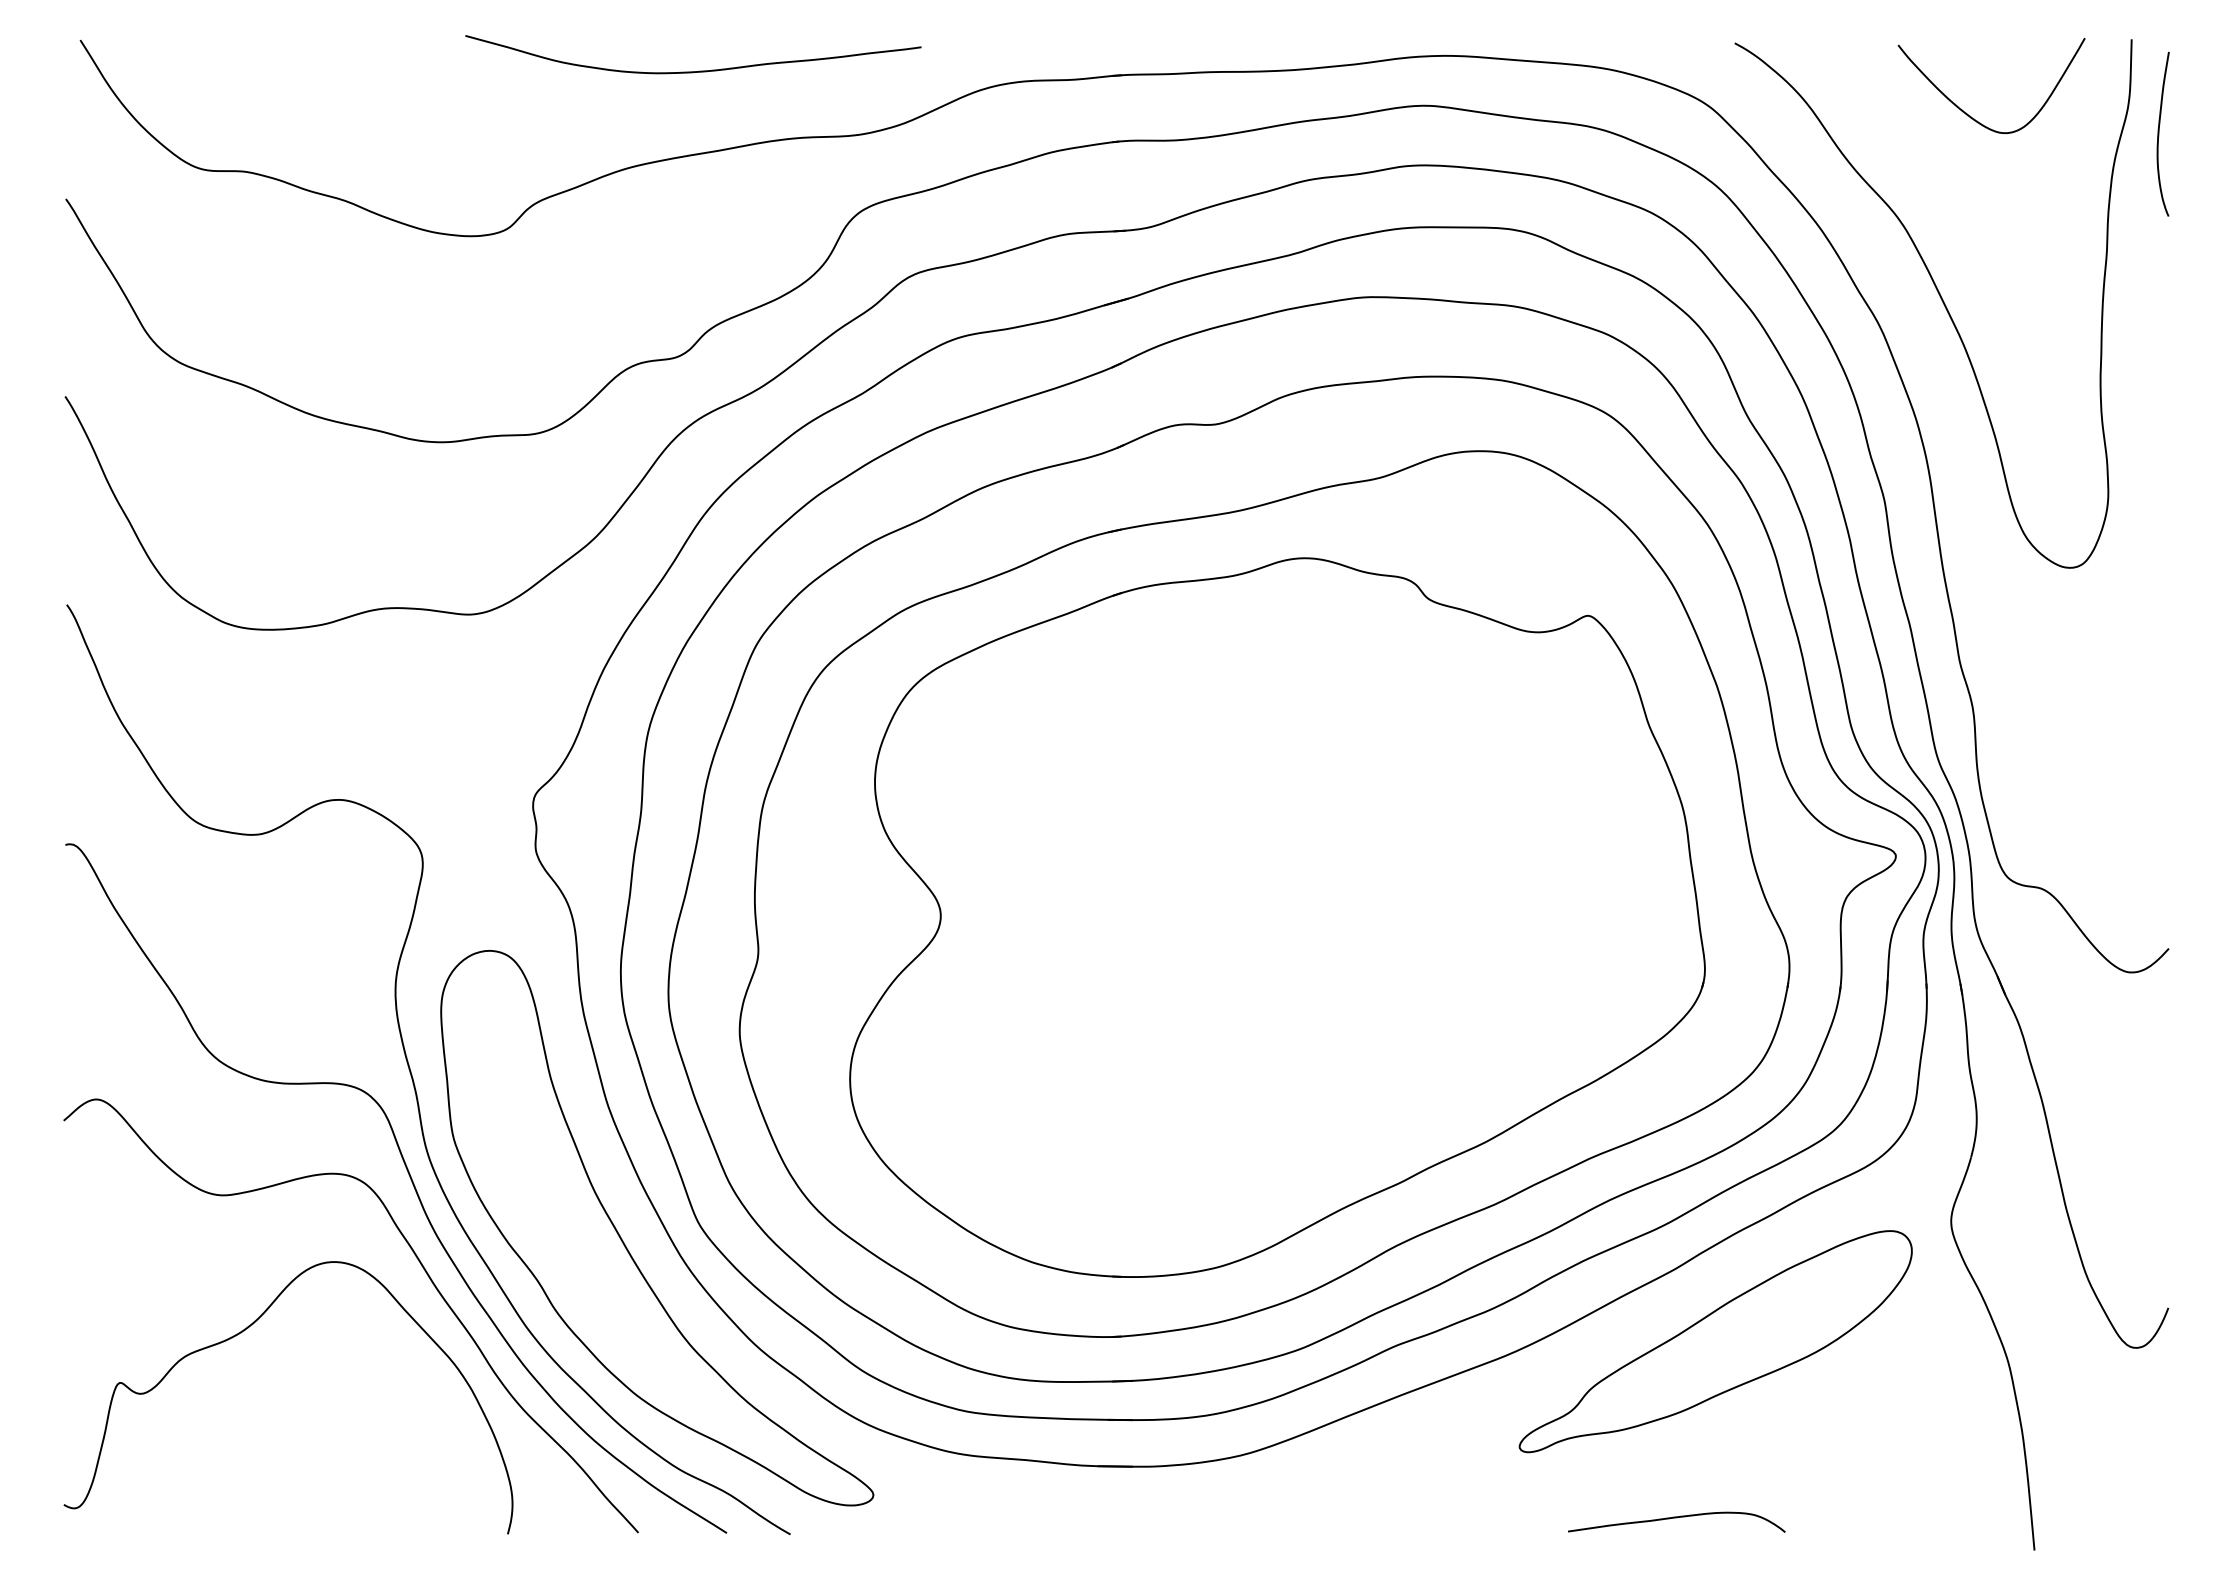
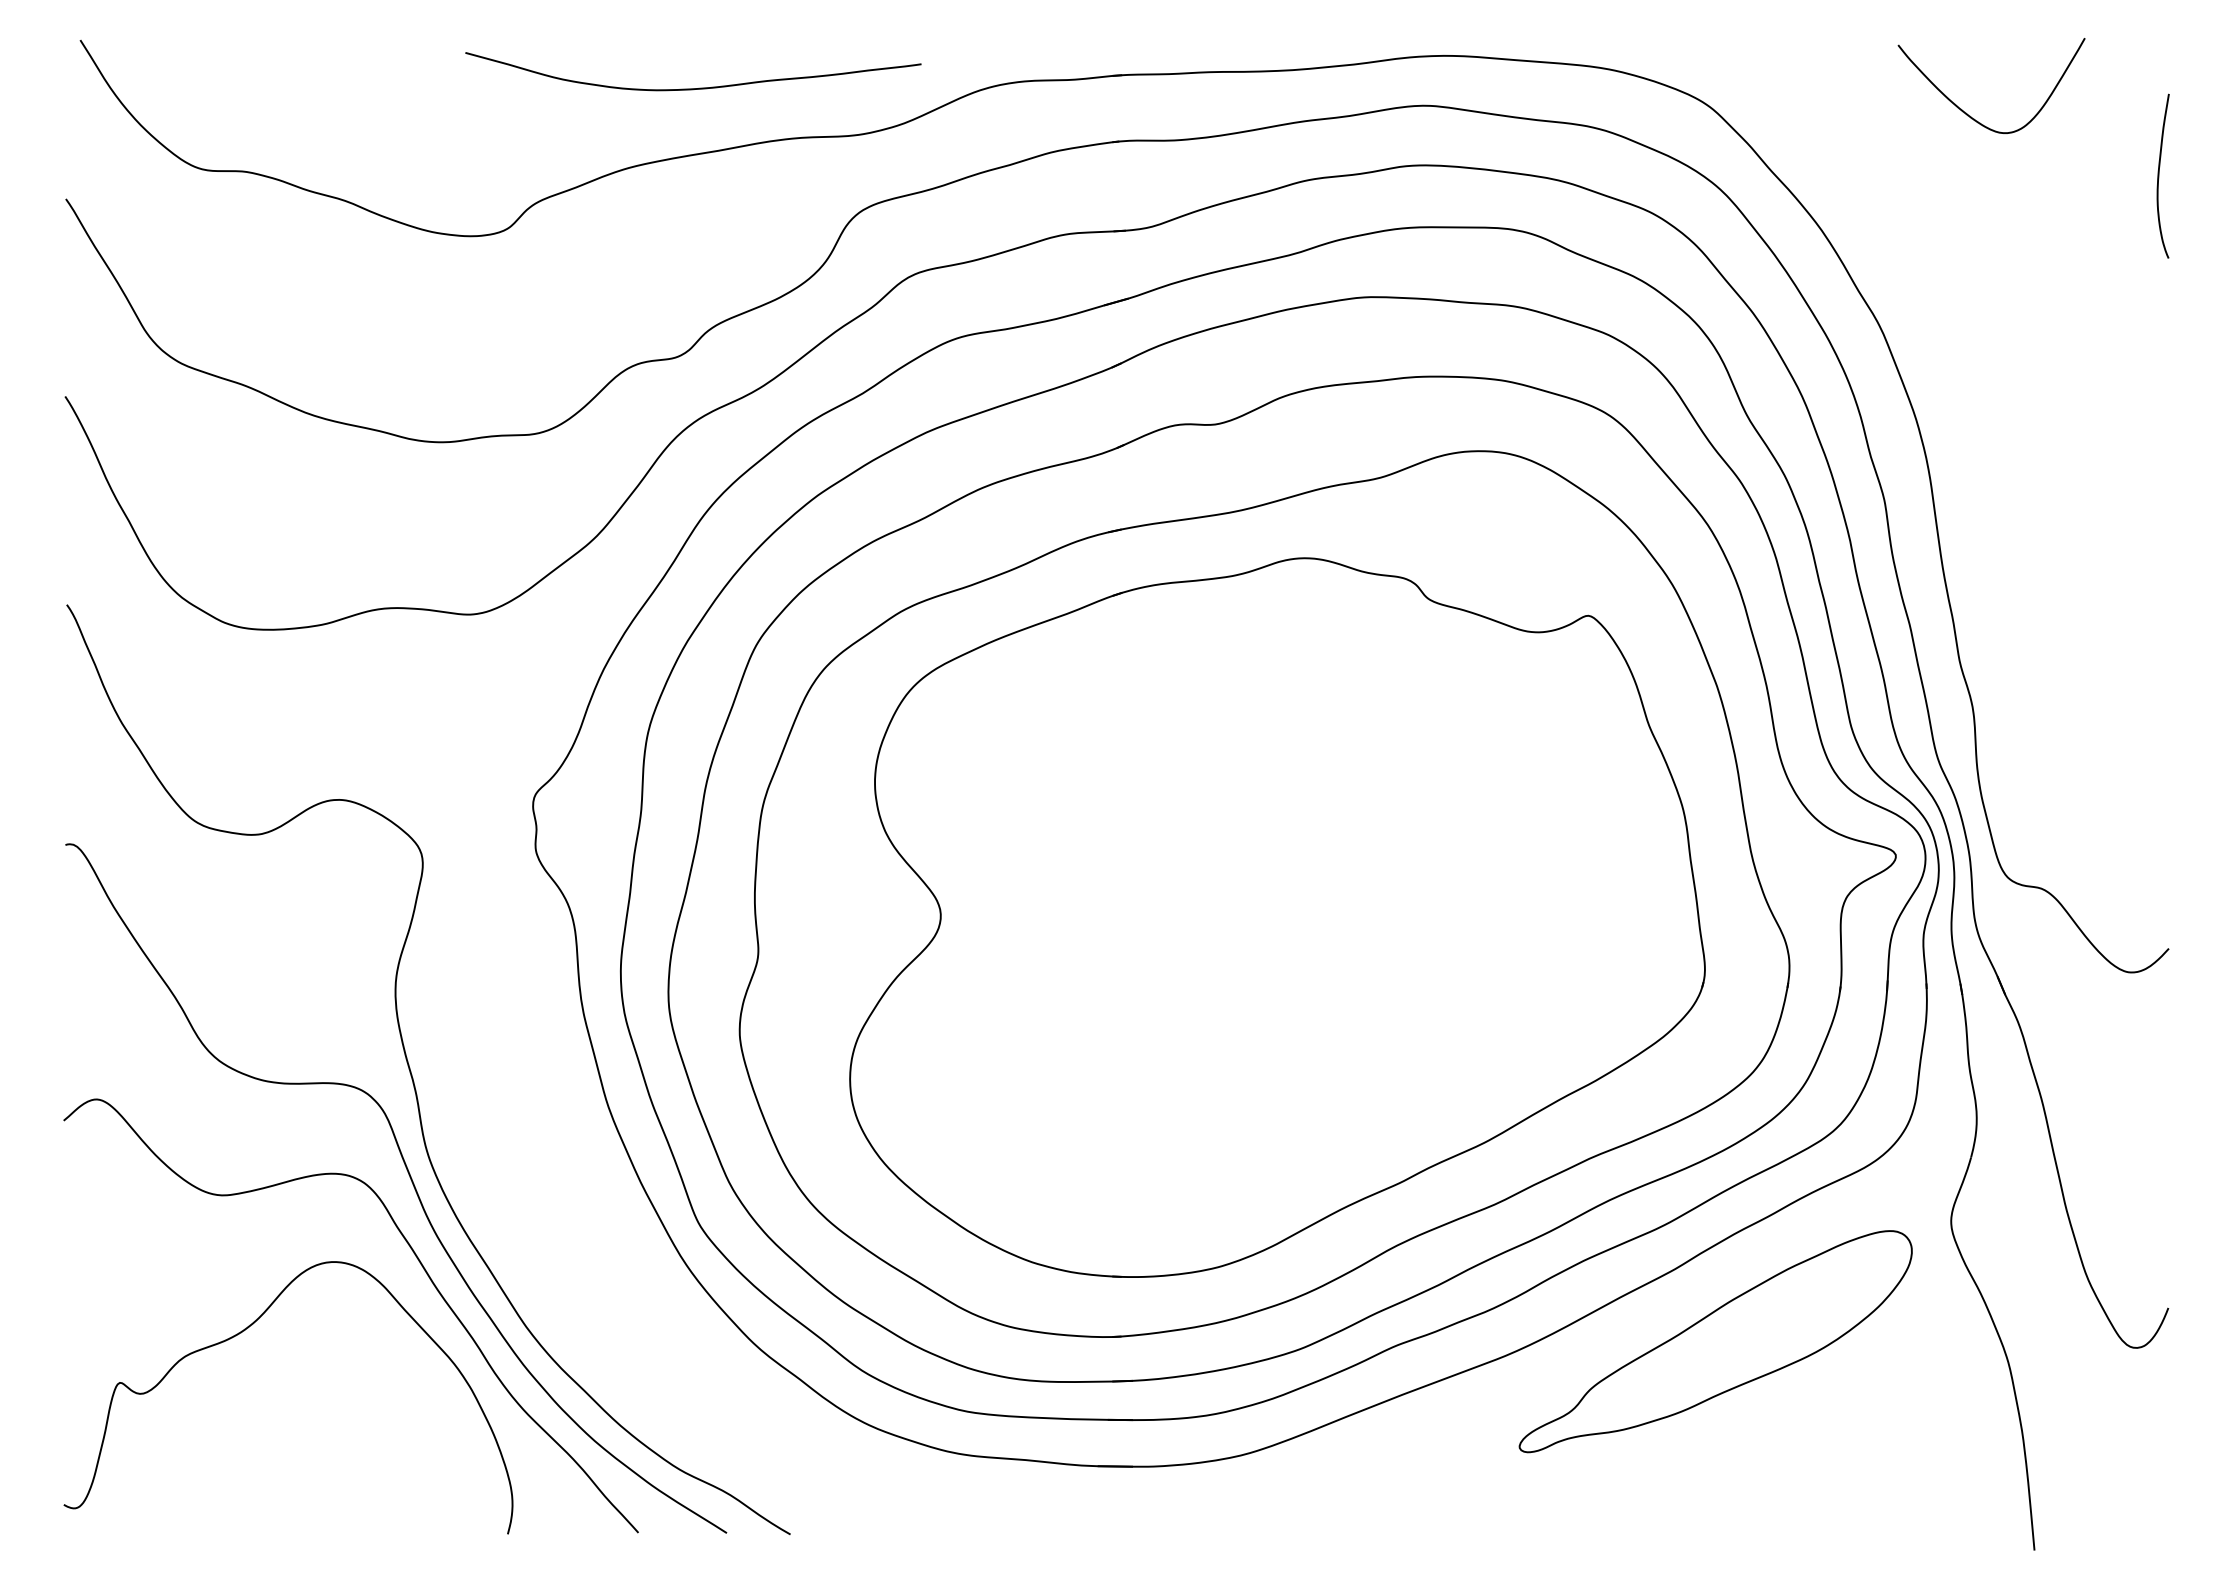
curve position: (693, 71) -> (693, 88) (693, 88)
curve position: (2159, 133) -> (2159, 175) (2159, 175)
curve: present -> none (1941, 300)
part: present -> none (625, 1244)
curve: present -> none (1676, 1518)
